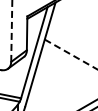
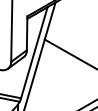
line: dashed -> solid (11, 30)
line: dashed -> solid (71, 54)
